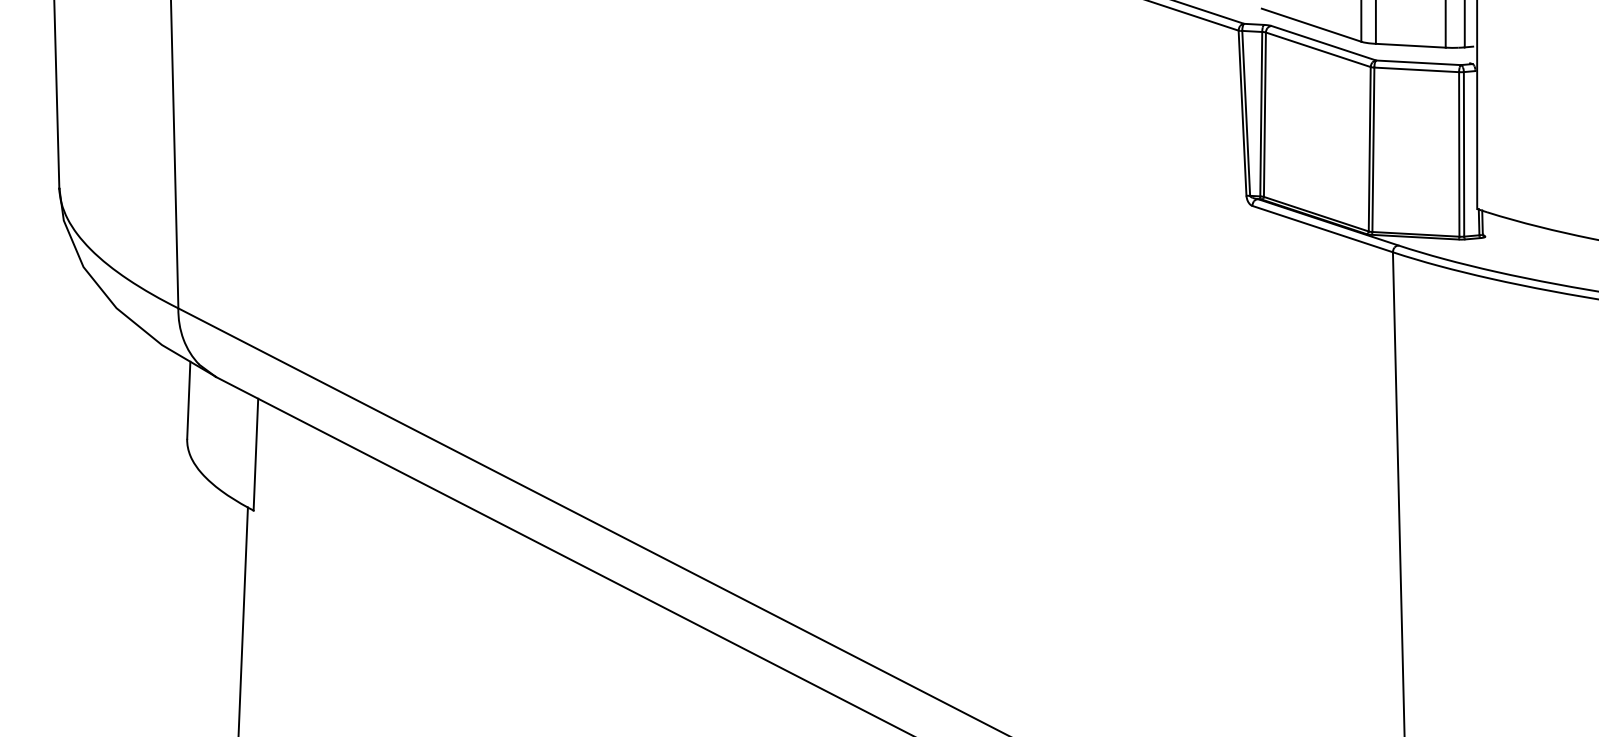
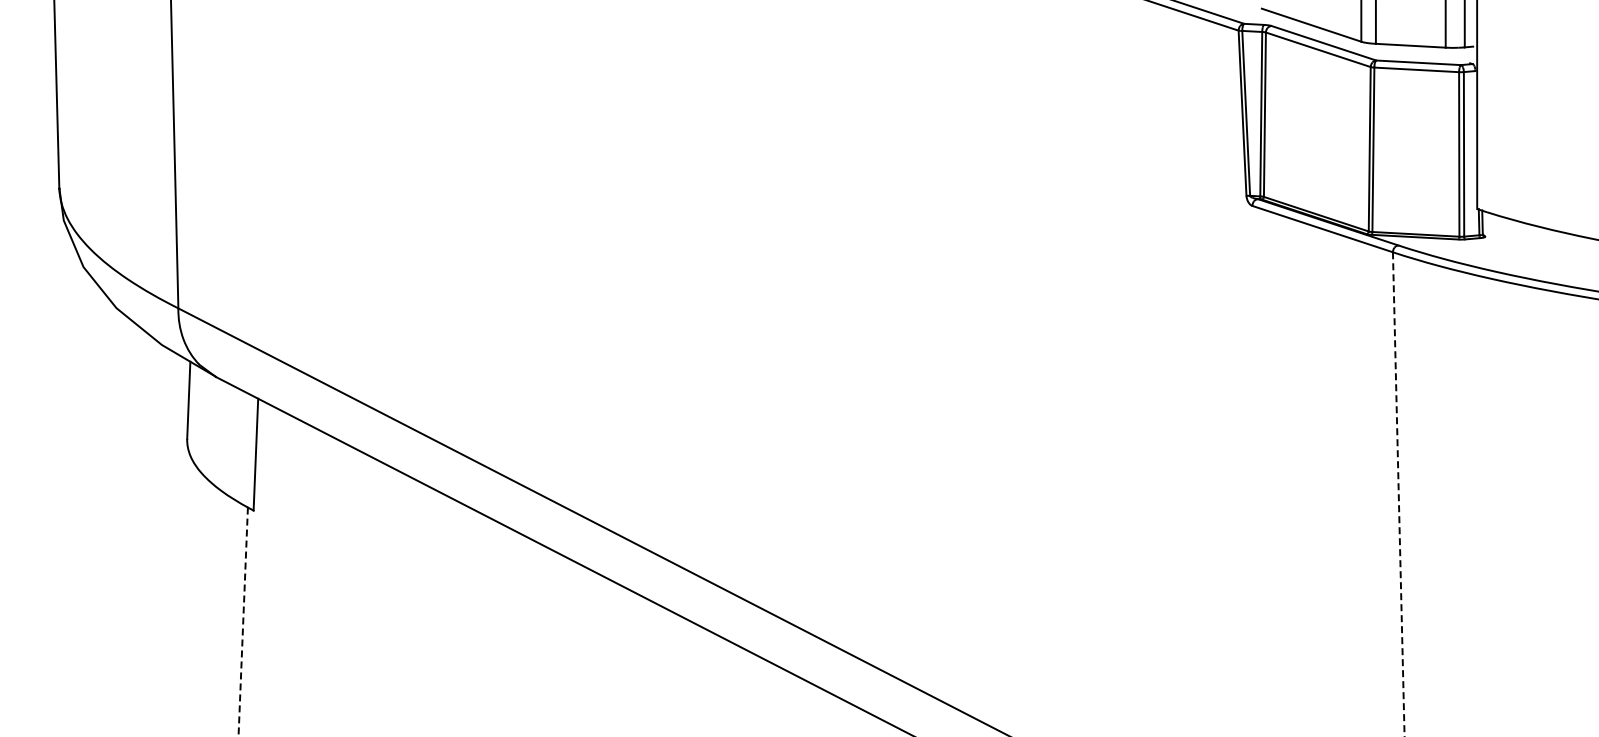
line: solid -> dashed (1398, 494)
line: solid -> dashed (243, 622)
